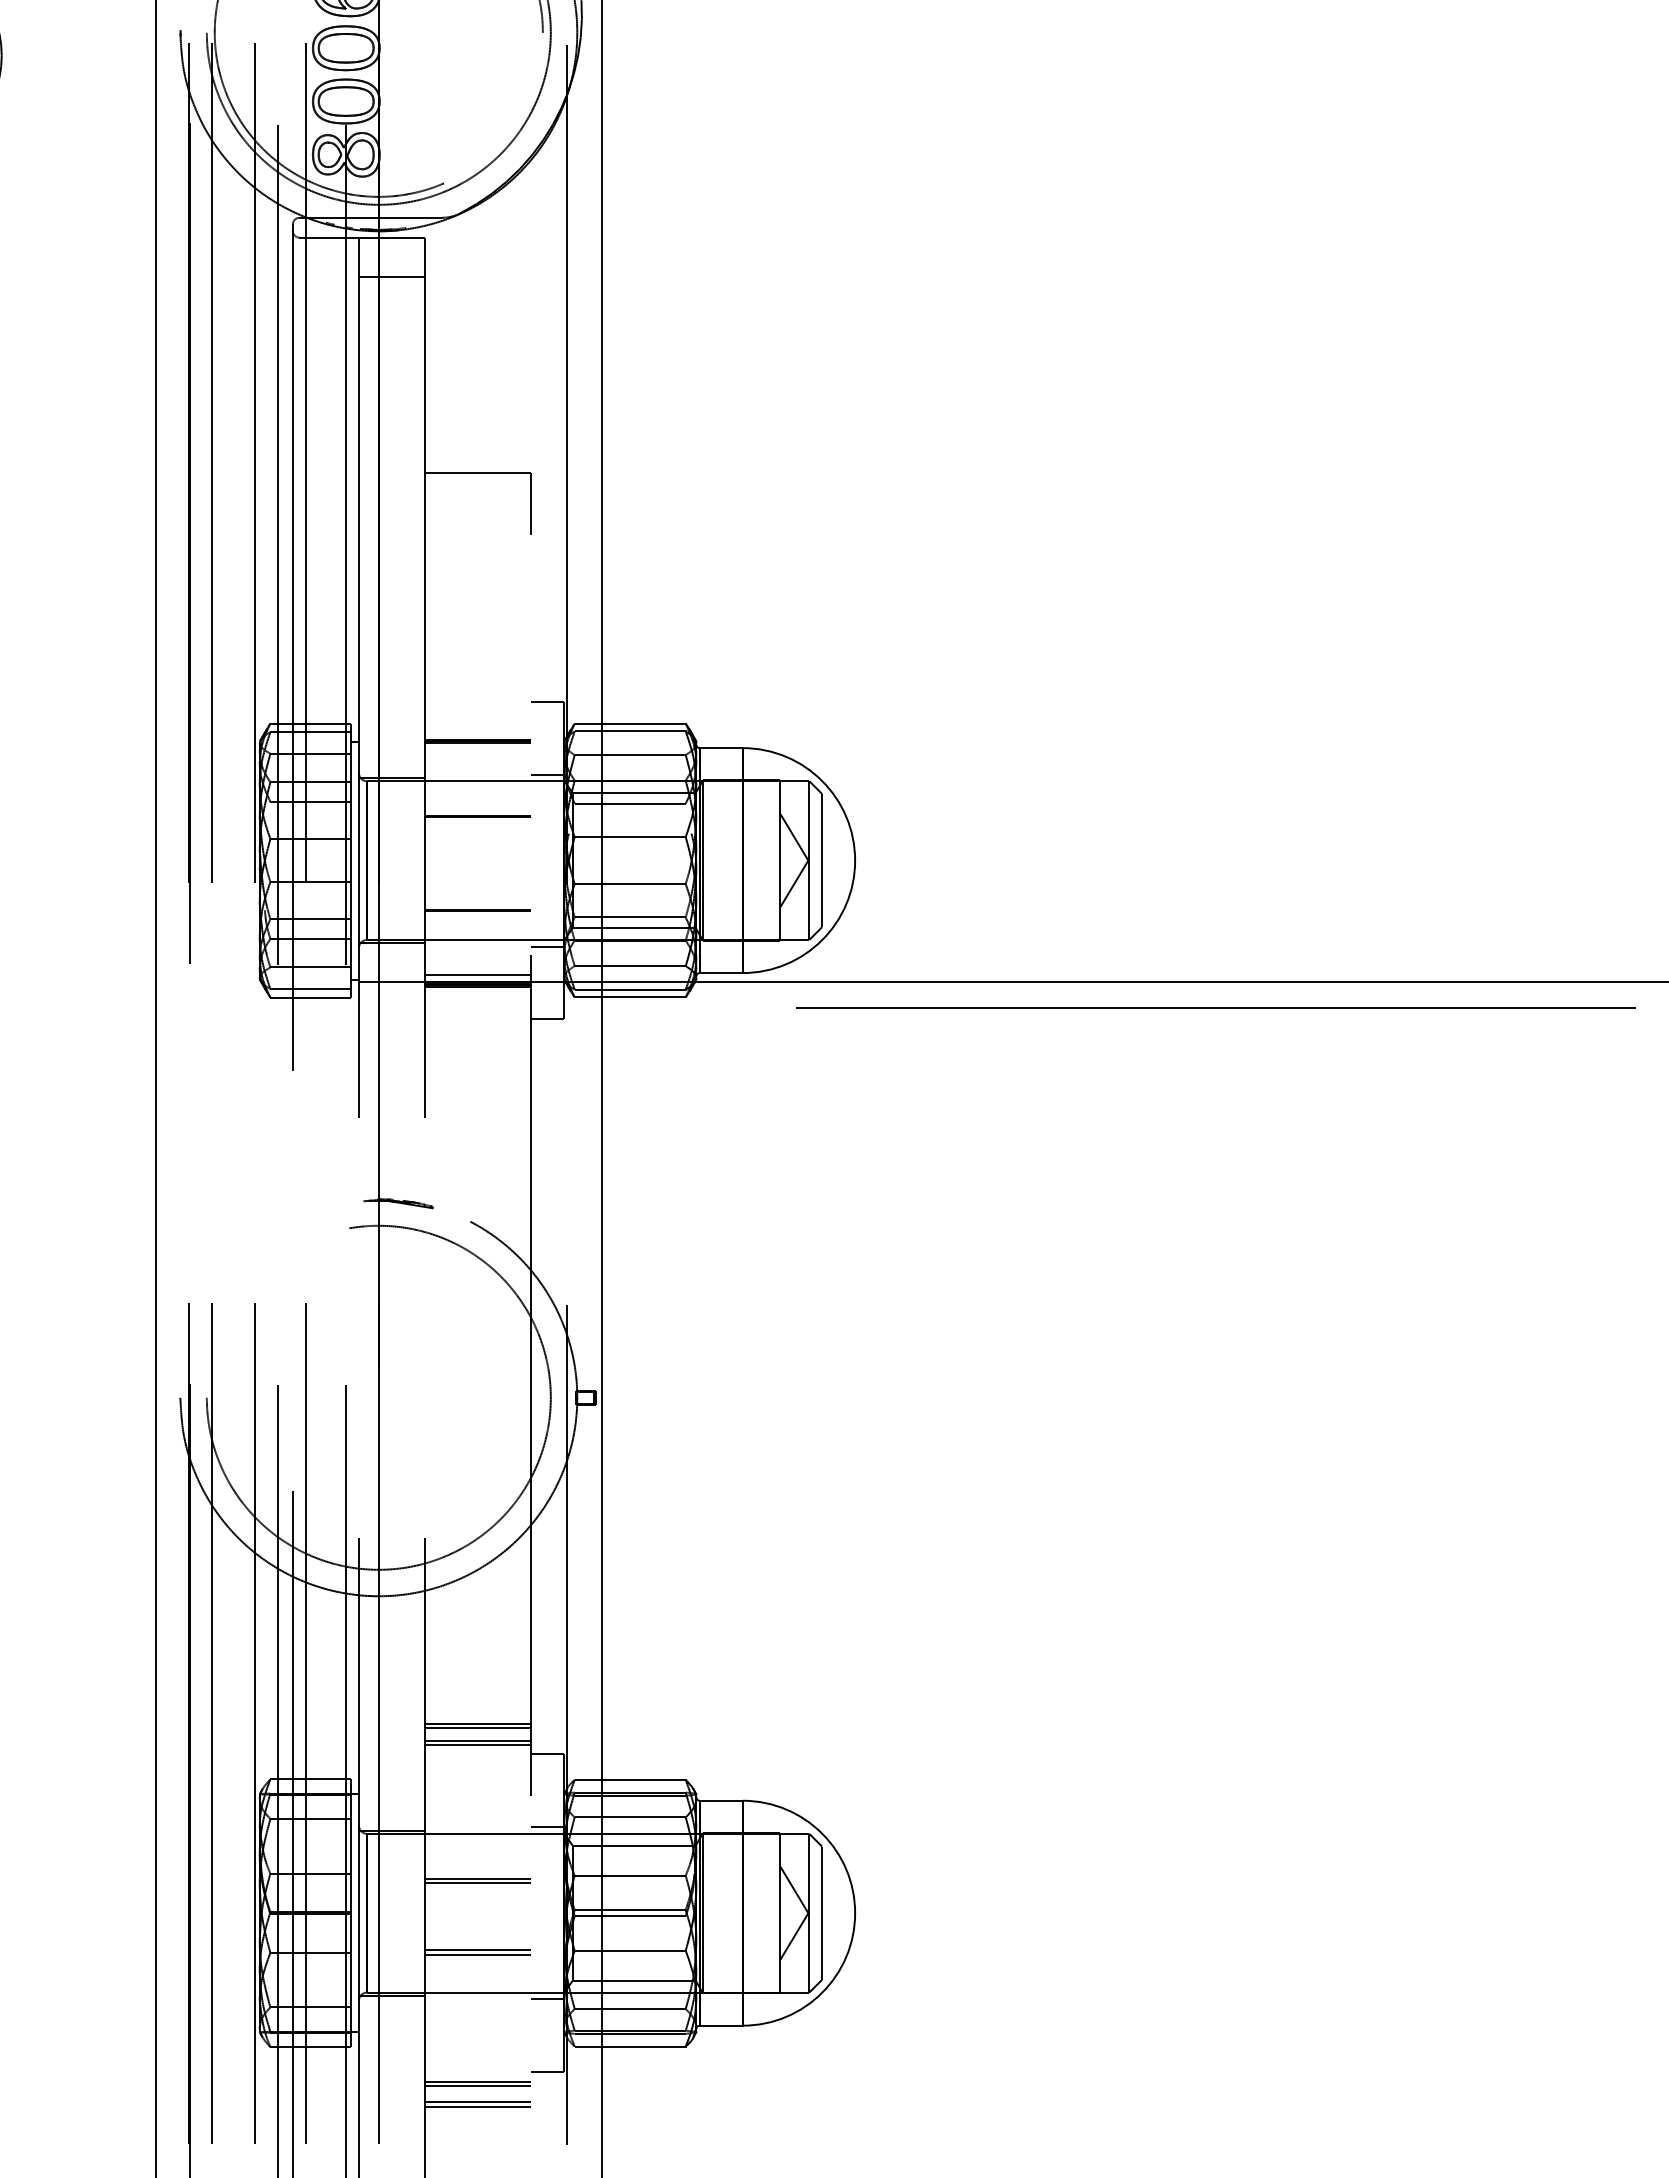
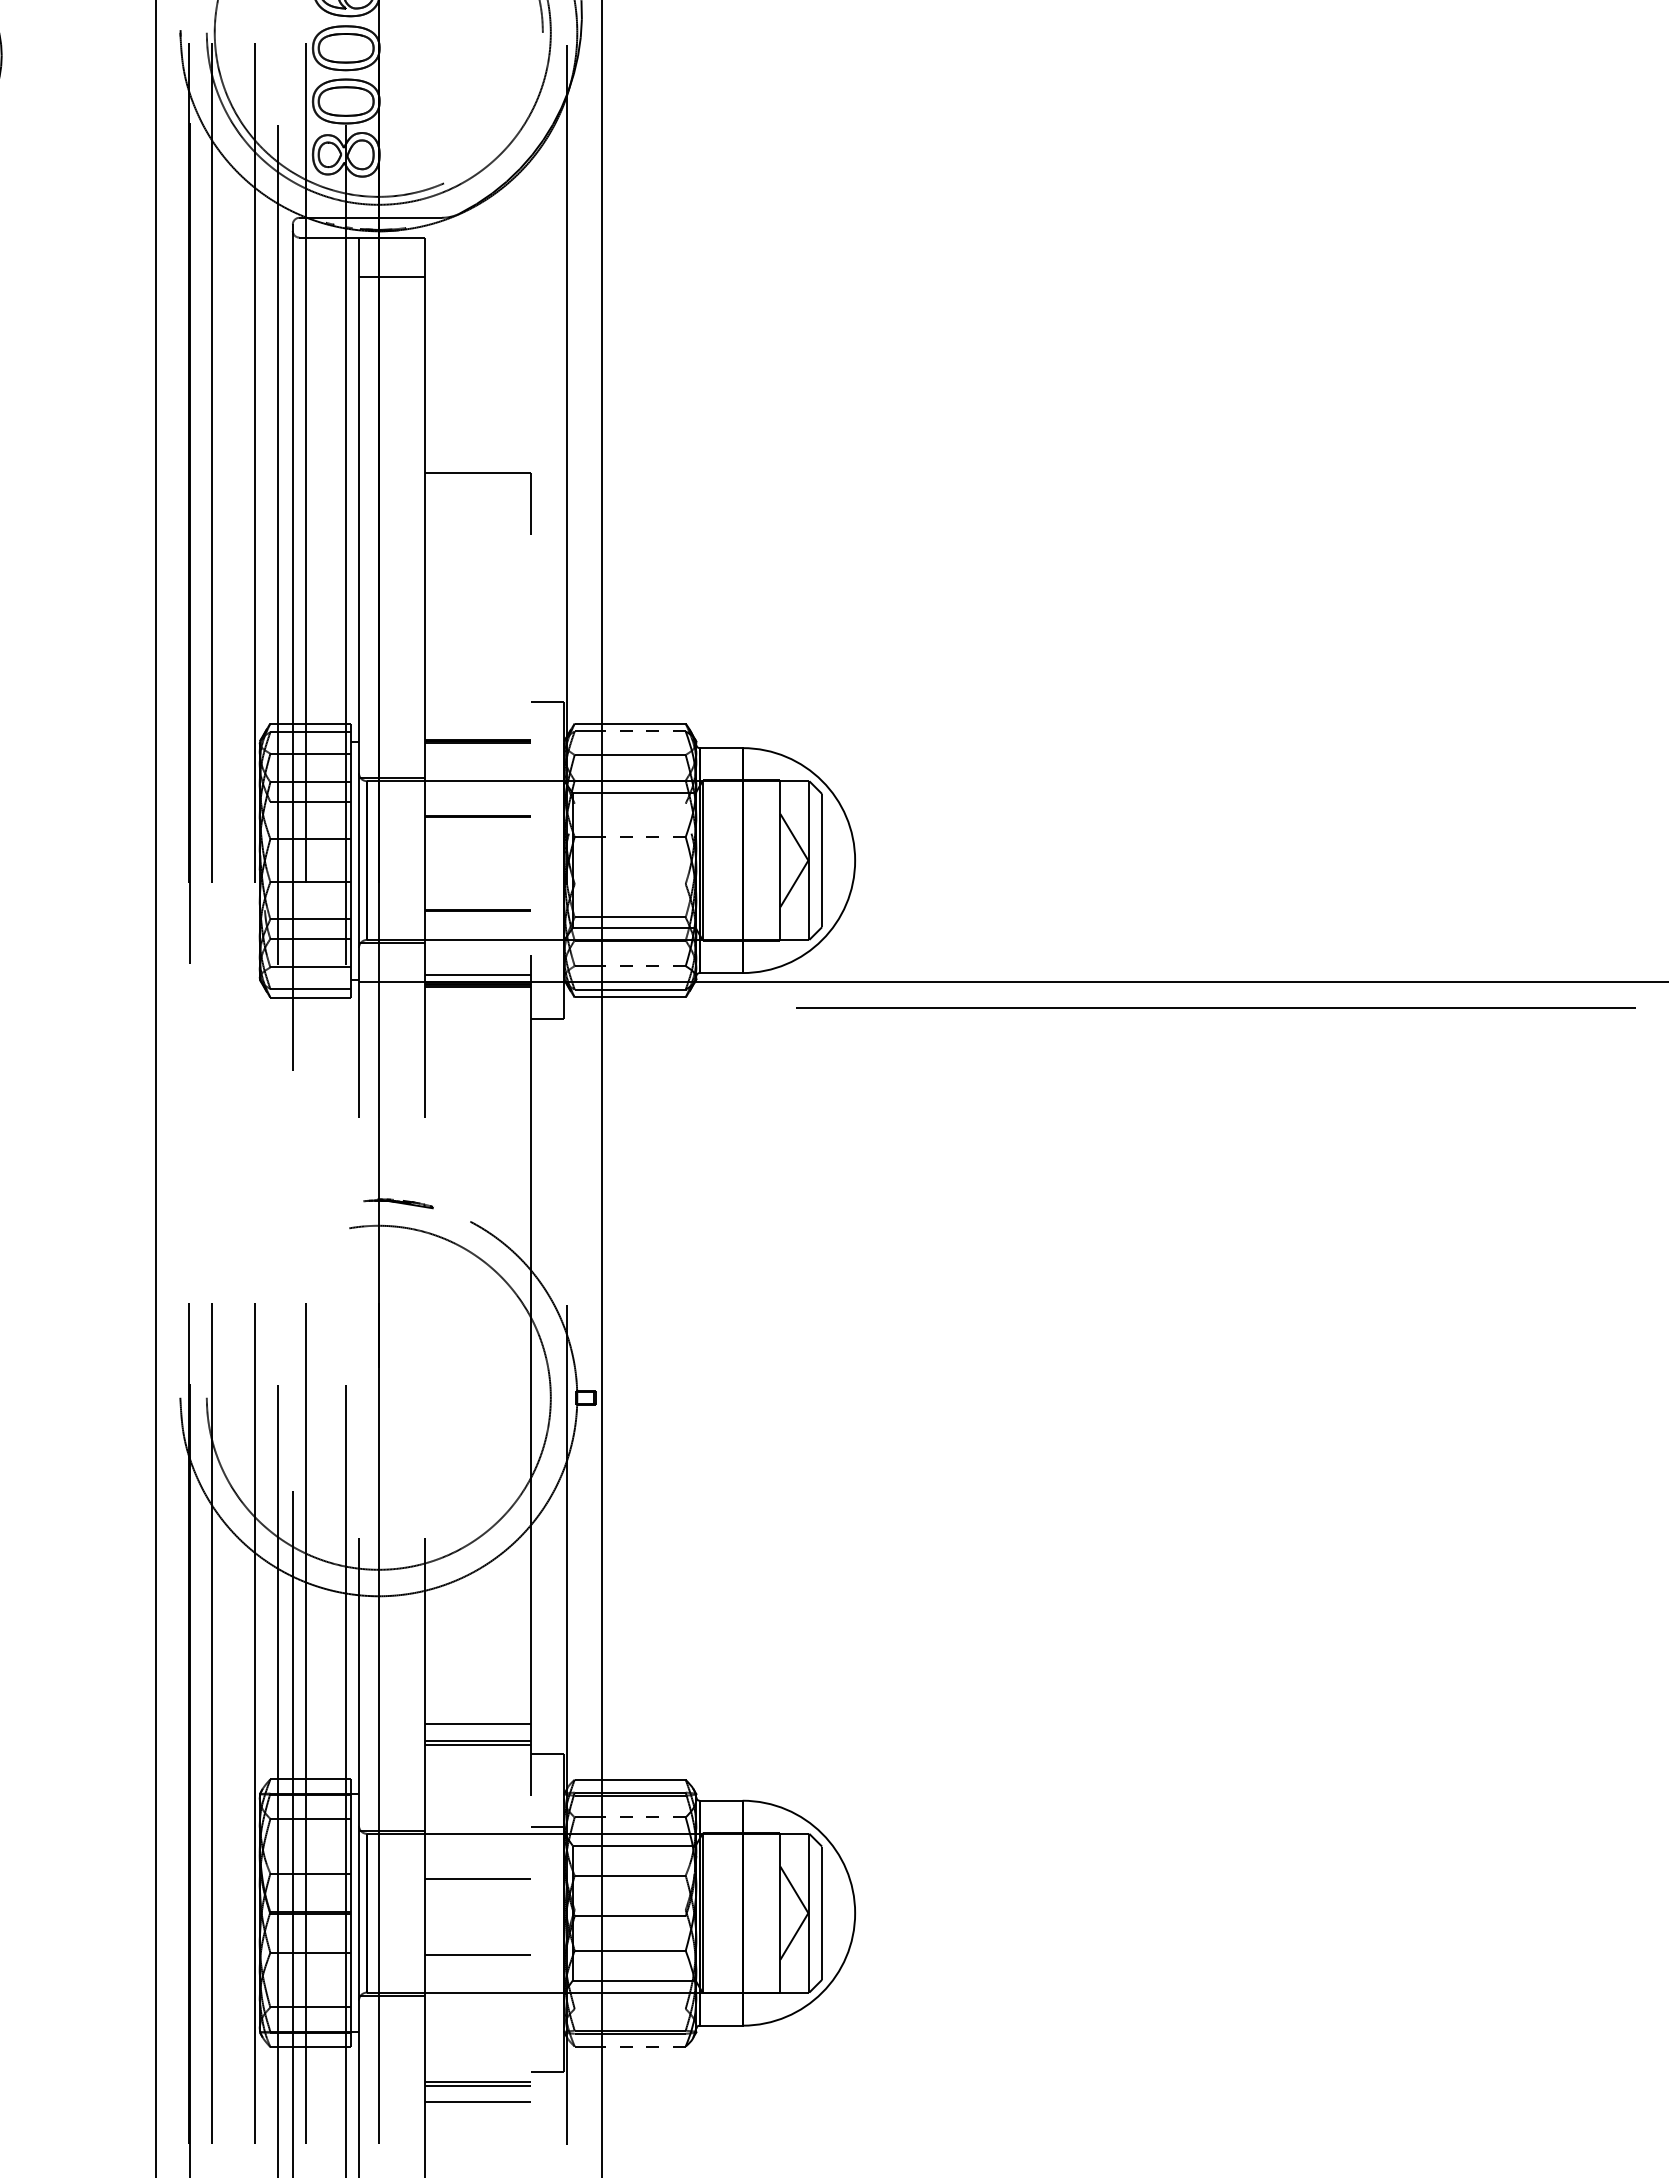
line: solid -> dashed (643, 731)
line: present -> none (547, 774)
line: present -> none (629, 803)
line: solid -> dashed (643, 837)
line: present -> none (629, 884)
line: present -> none (547, 946)
line: solid -> dashed (643, 966)
line: present -> none (477, 1728)
line: solid -> dashed (643, 1817)
line: present -> none (477, 1882)
line: present -> none (629, 1910)
line: present -> none (477, 1950)
line: present -> none (547, 1999)
line: present -> none (629, 2008)
line: solid -> dashed (643, 2046)
line: present -> none (477, 2106)
